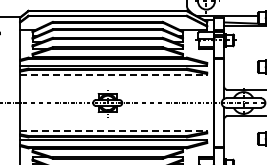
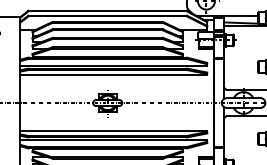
line: dashed -> solid (113, 75)
line: dashed -> solid (113, 130)
